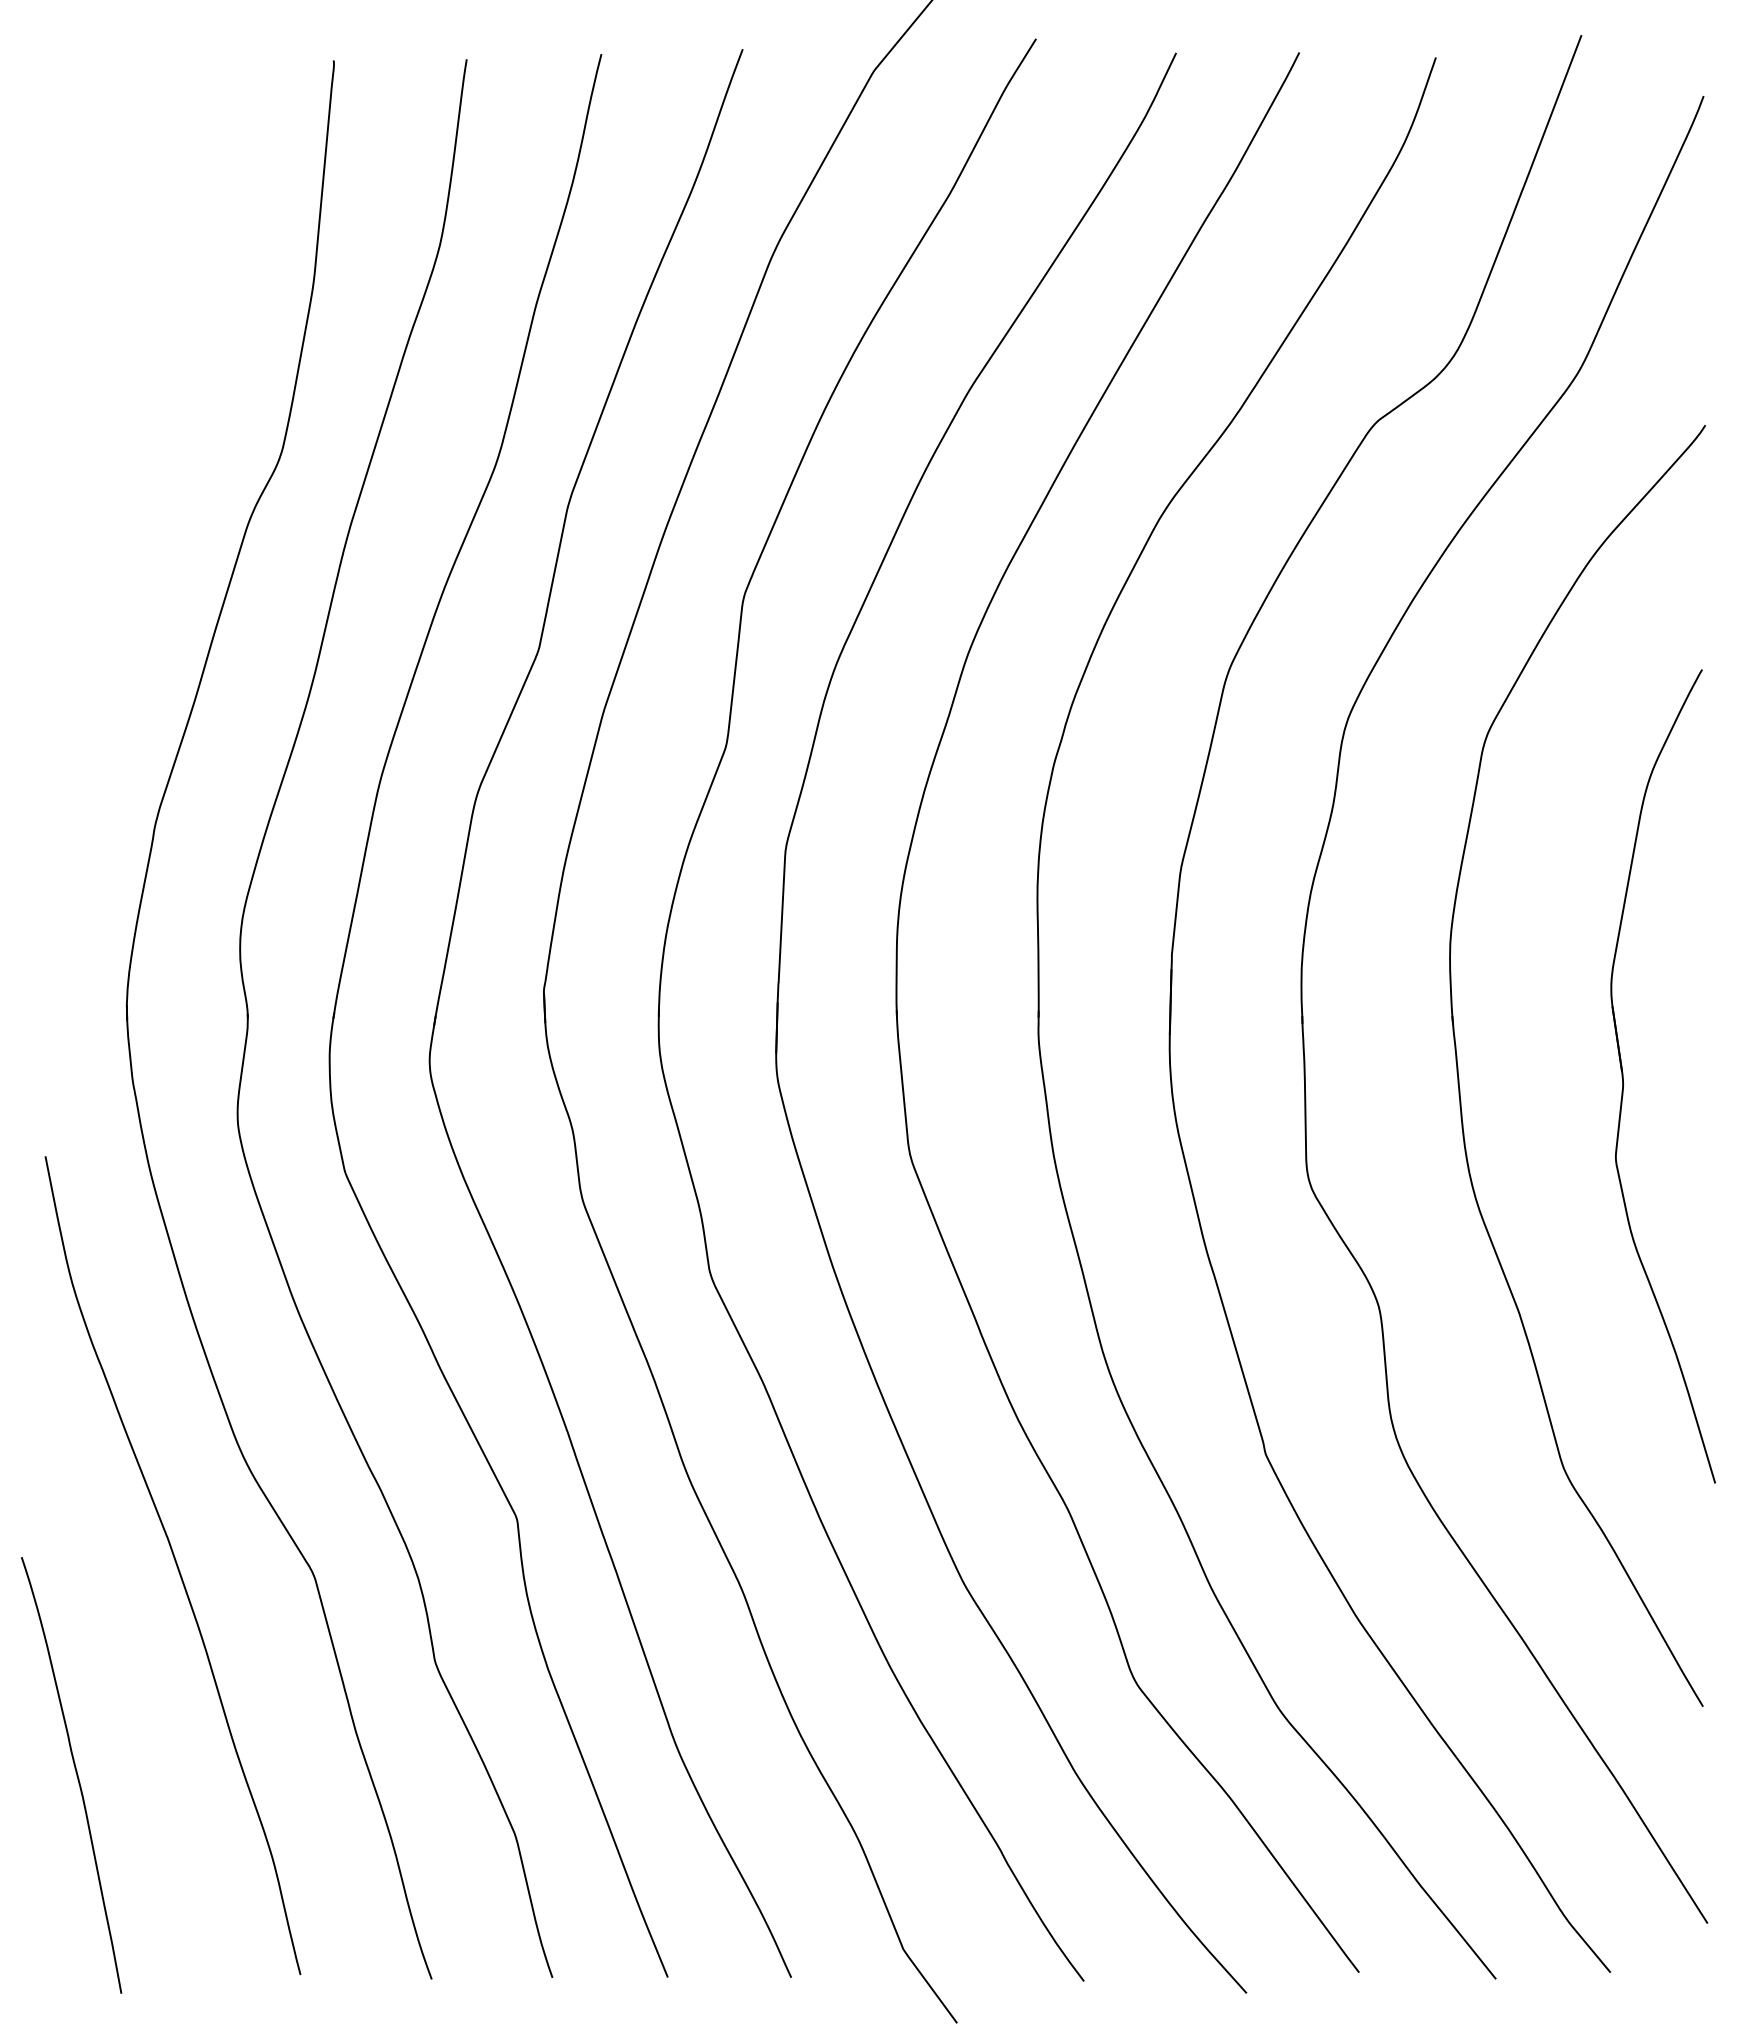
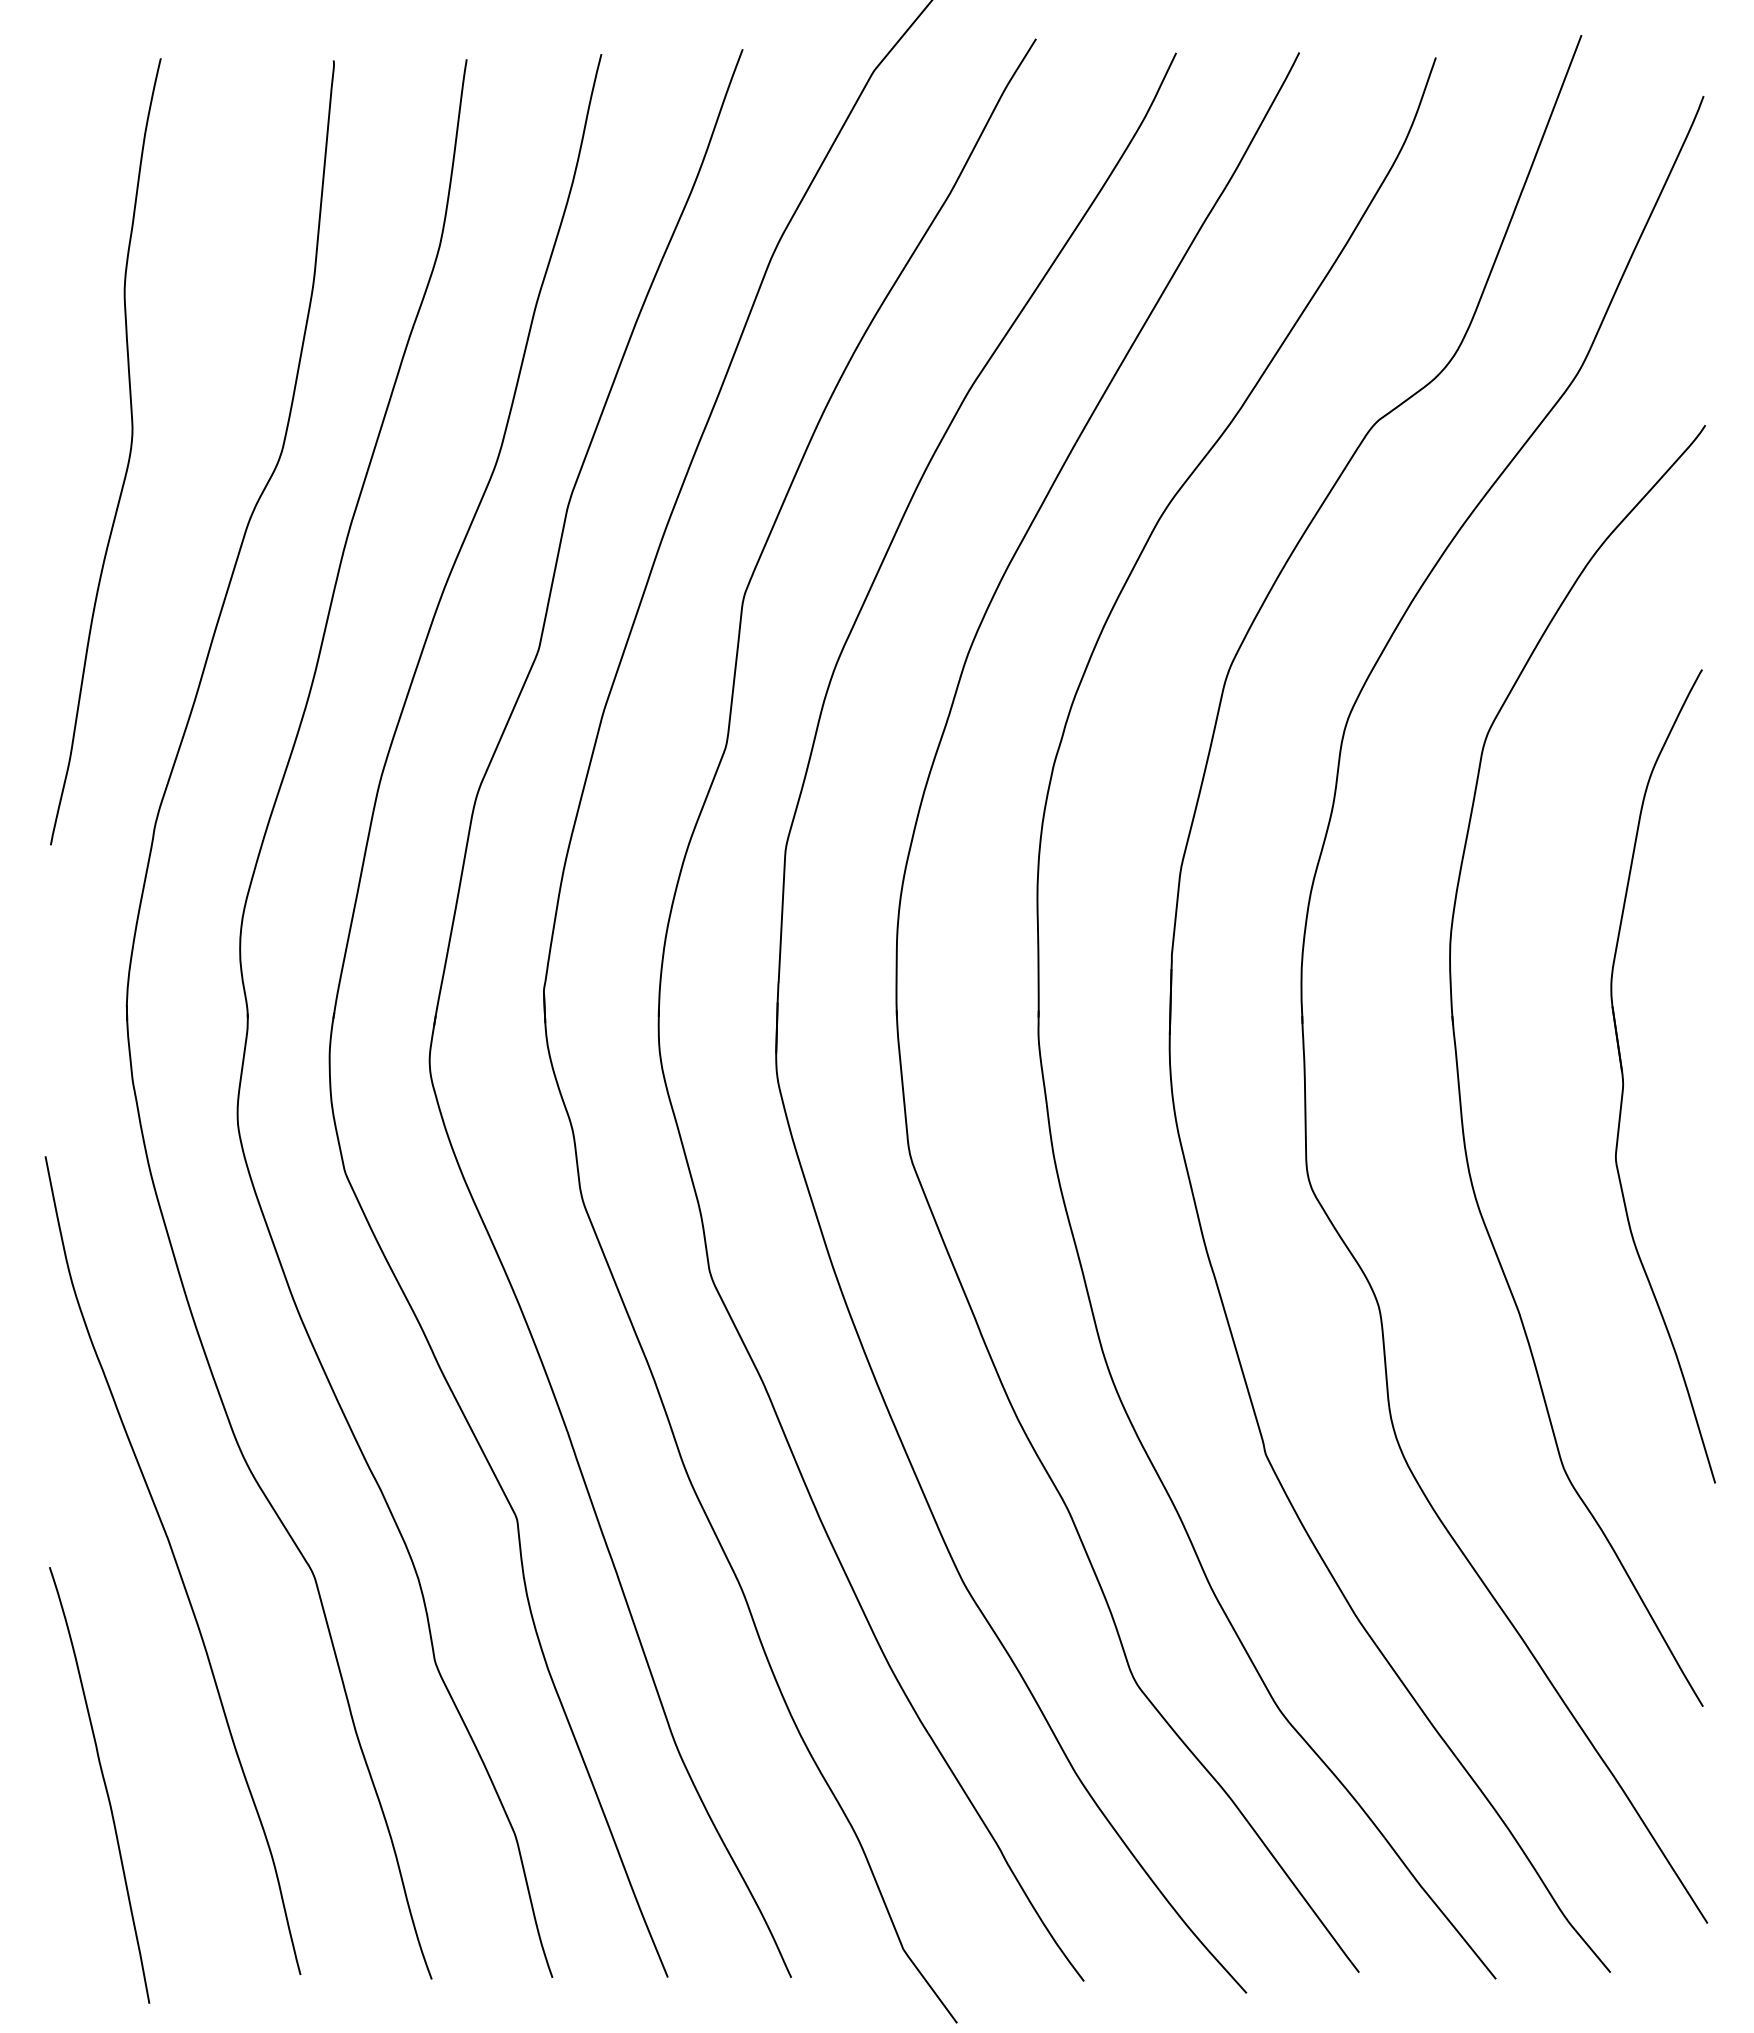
curve: none -> present (128, 456)
curve position: (75, 1772) -> (103, 1782) (103, 1782)
